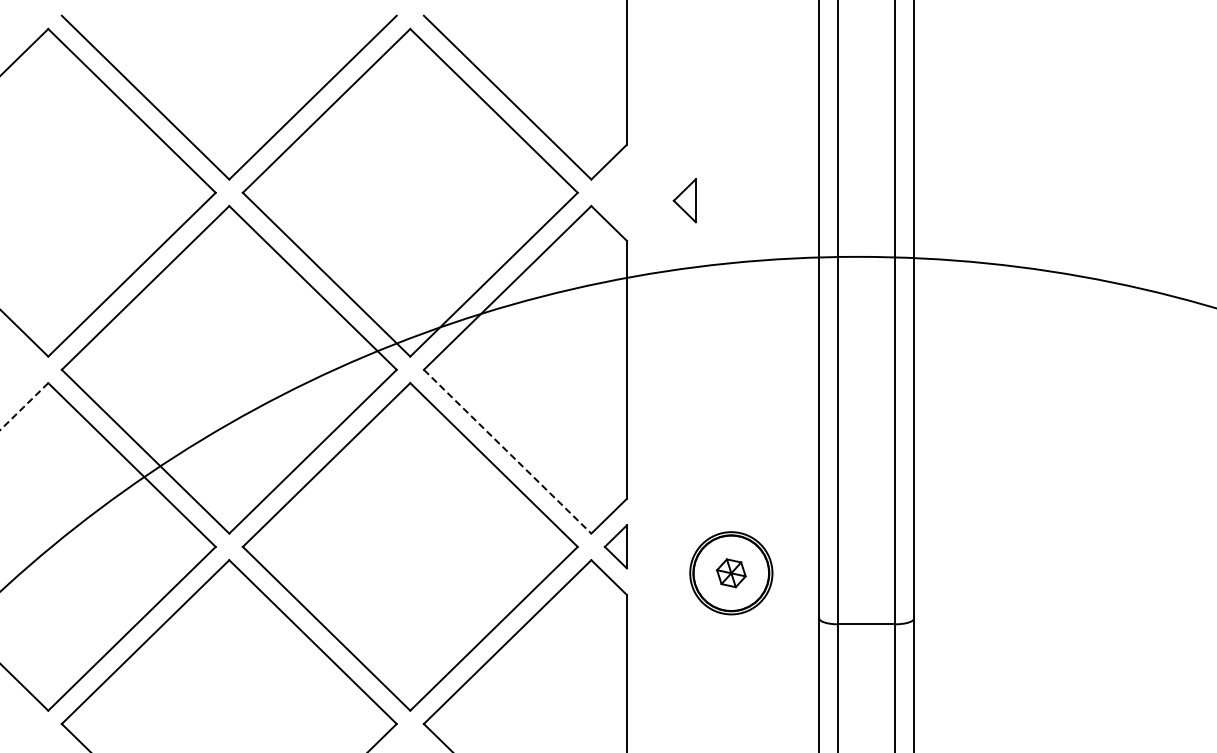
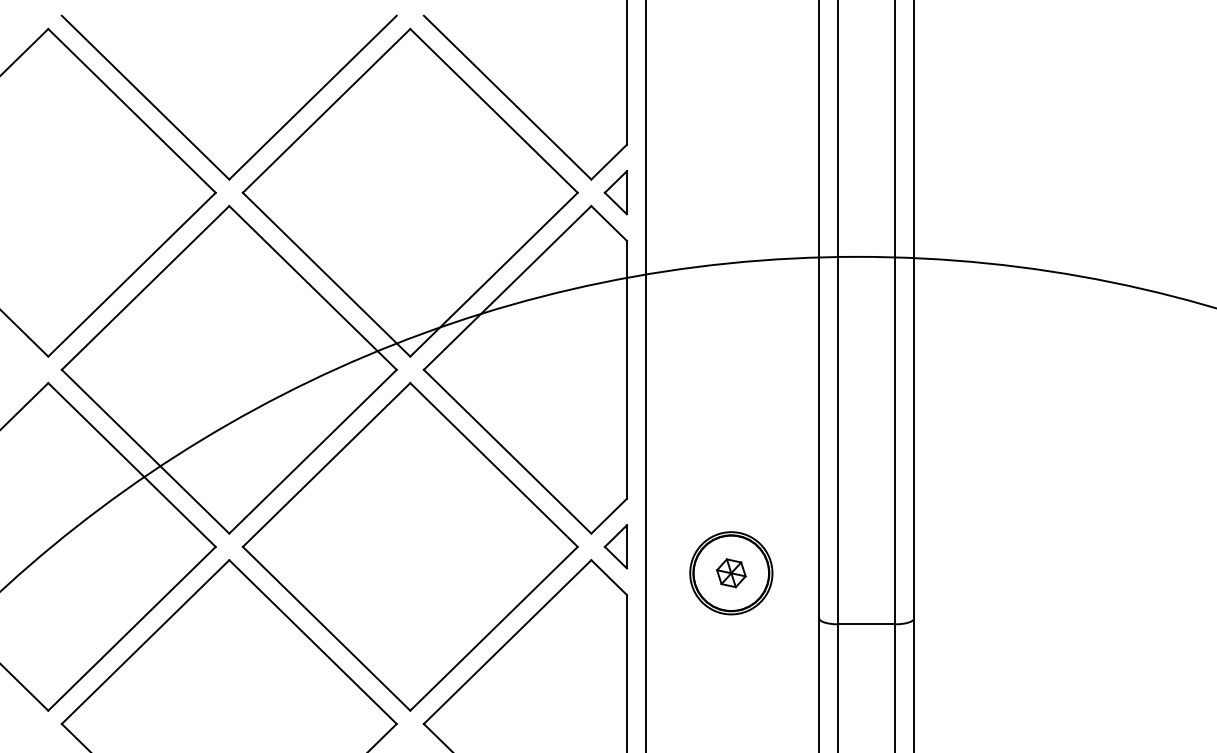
part position: (684, 200) -> (615, 192) (615, 192)
line: none -> present (645, 375)
line: dashed -> solid (24, 406)
line: dashed -> solid (507, 452)
